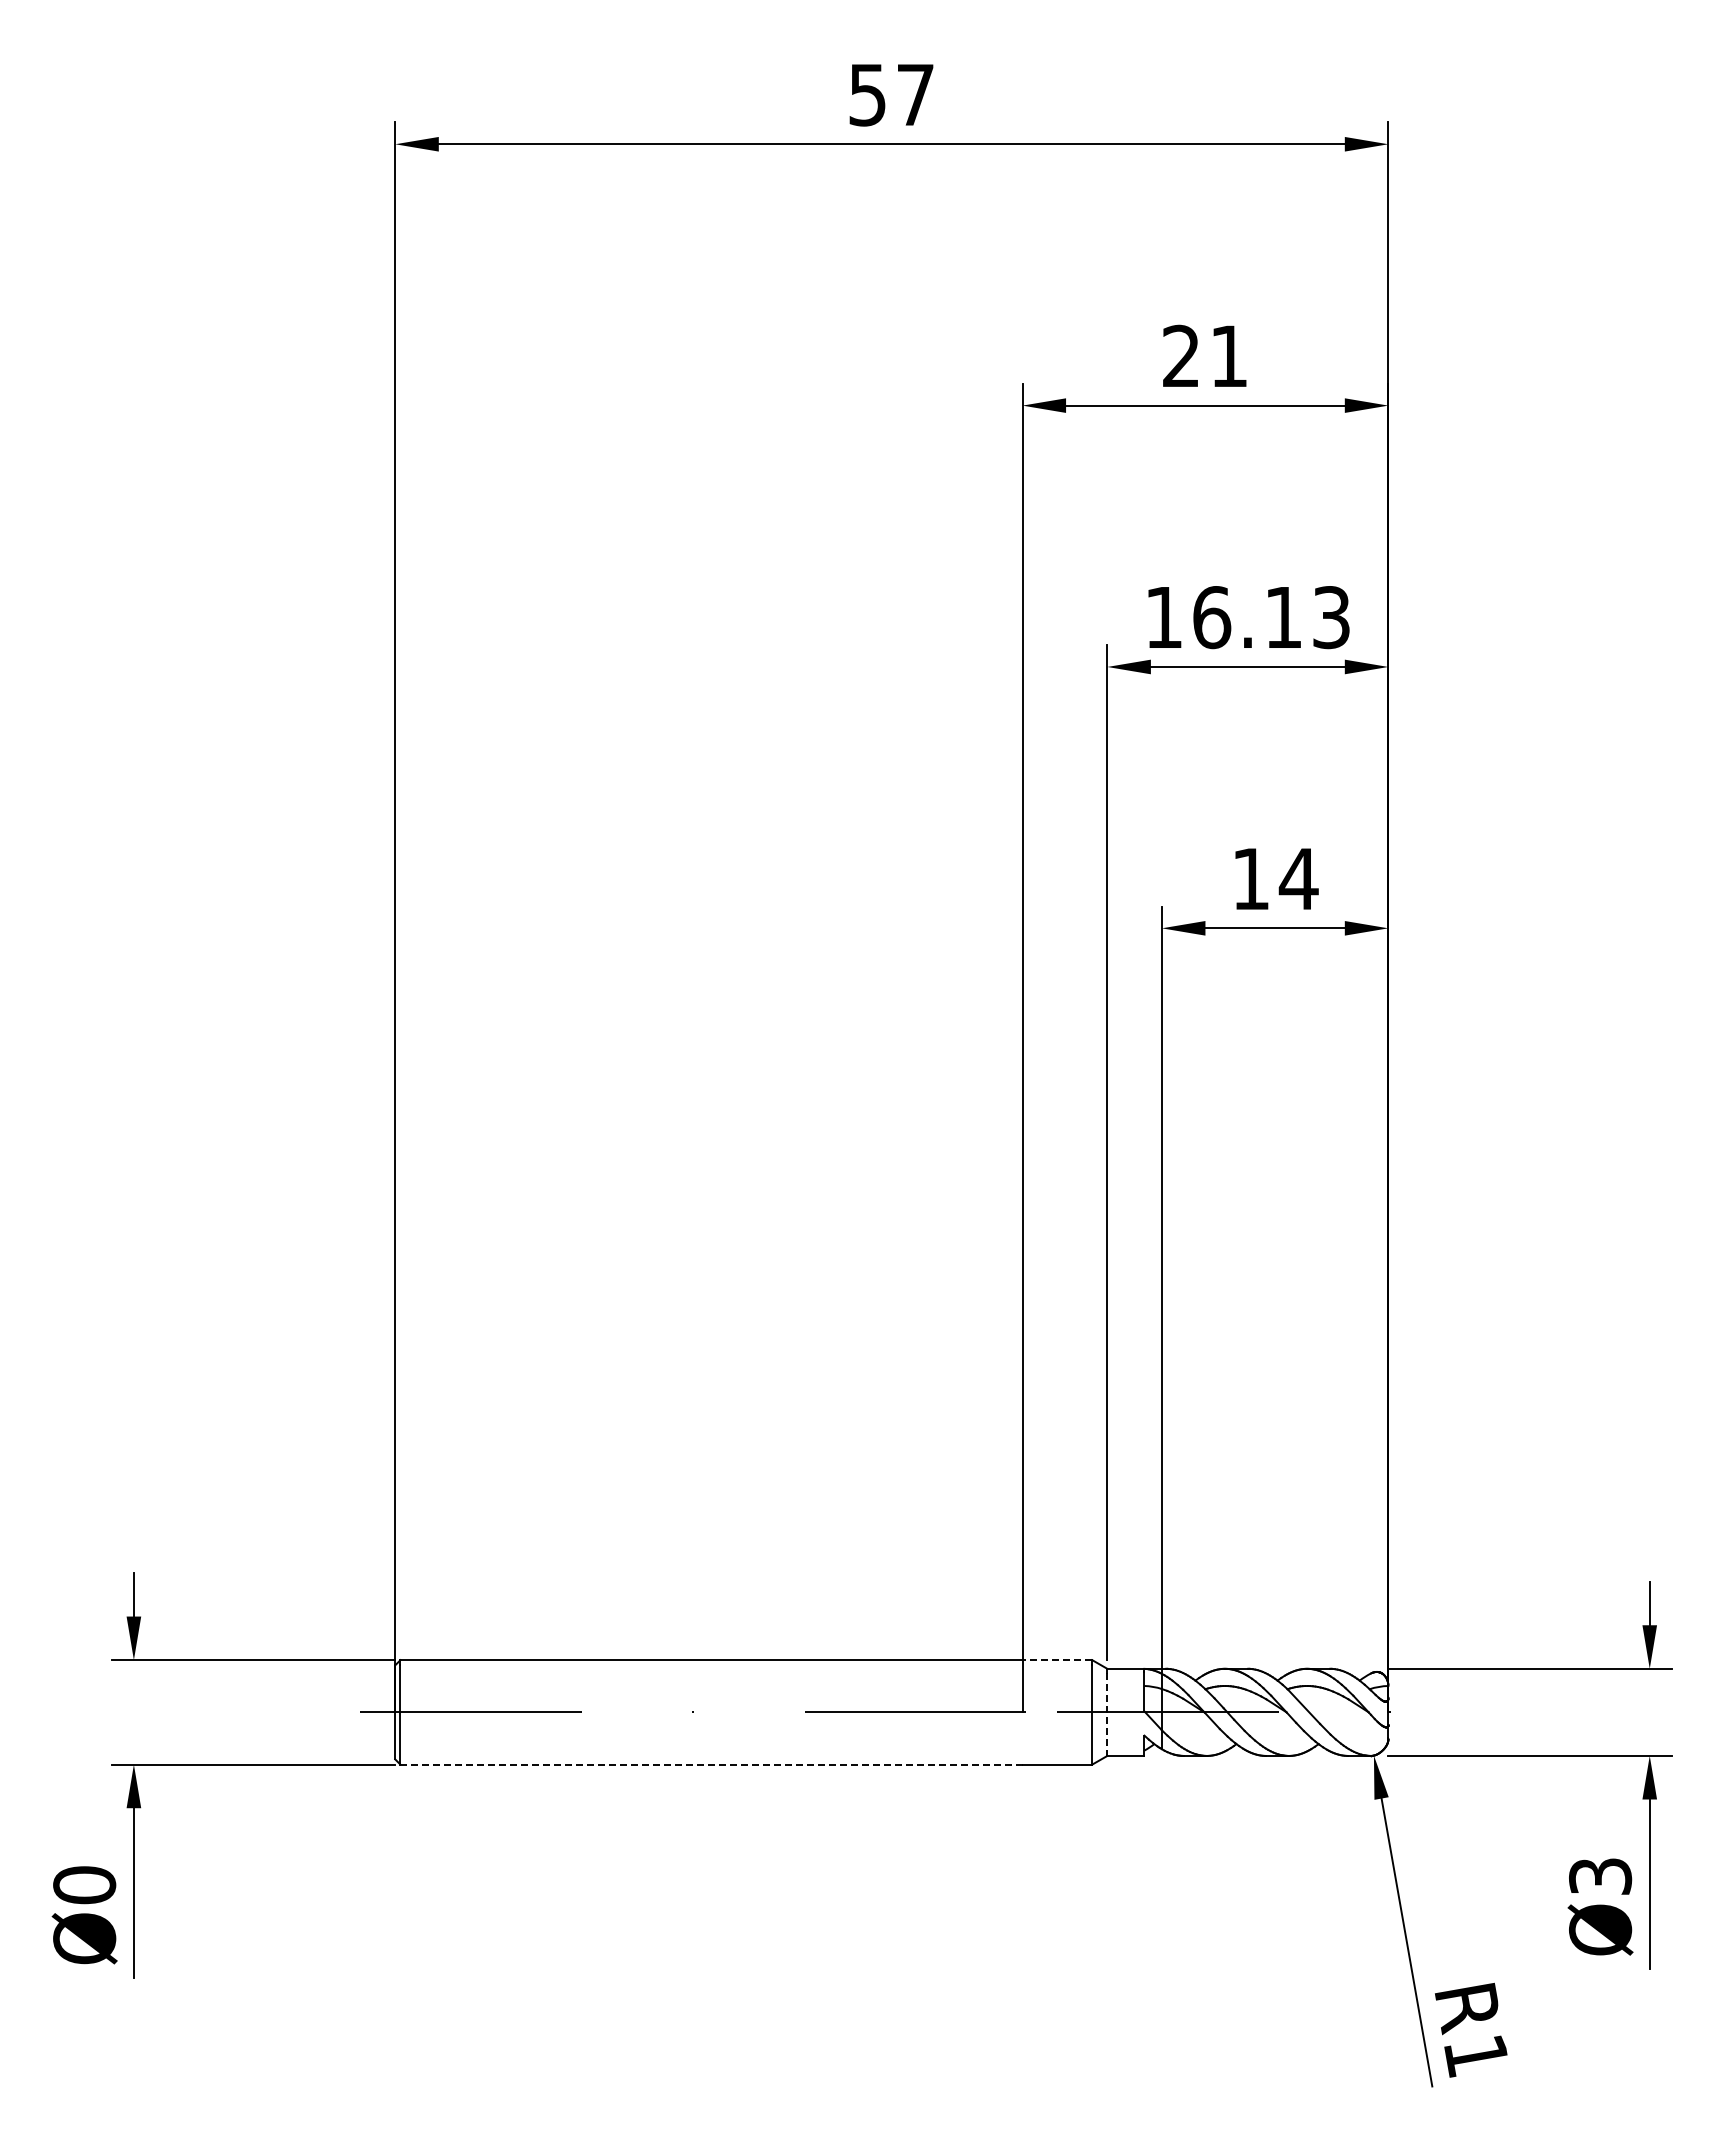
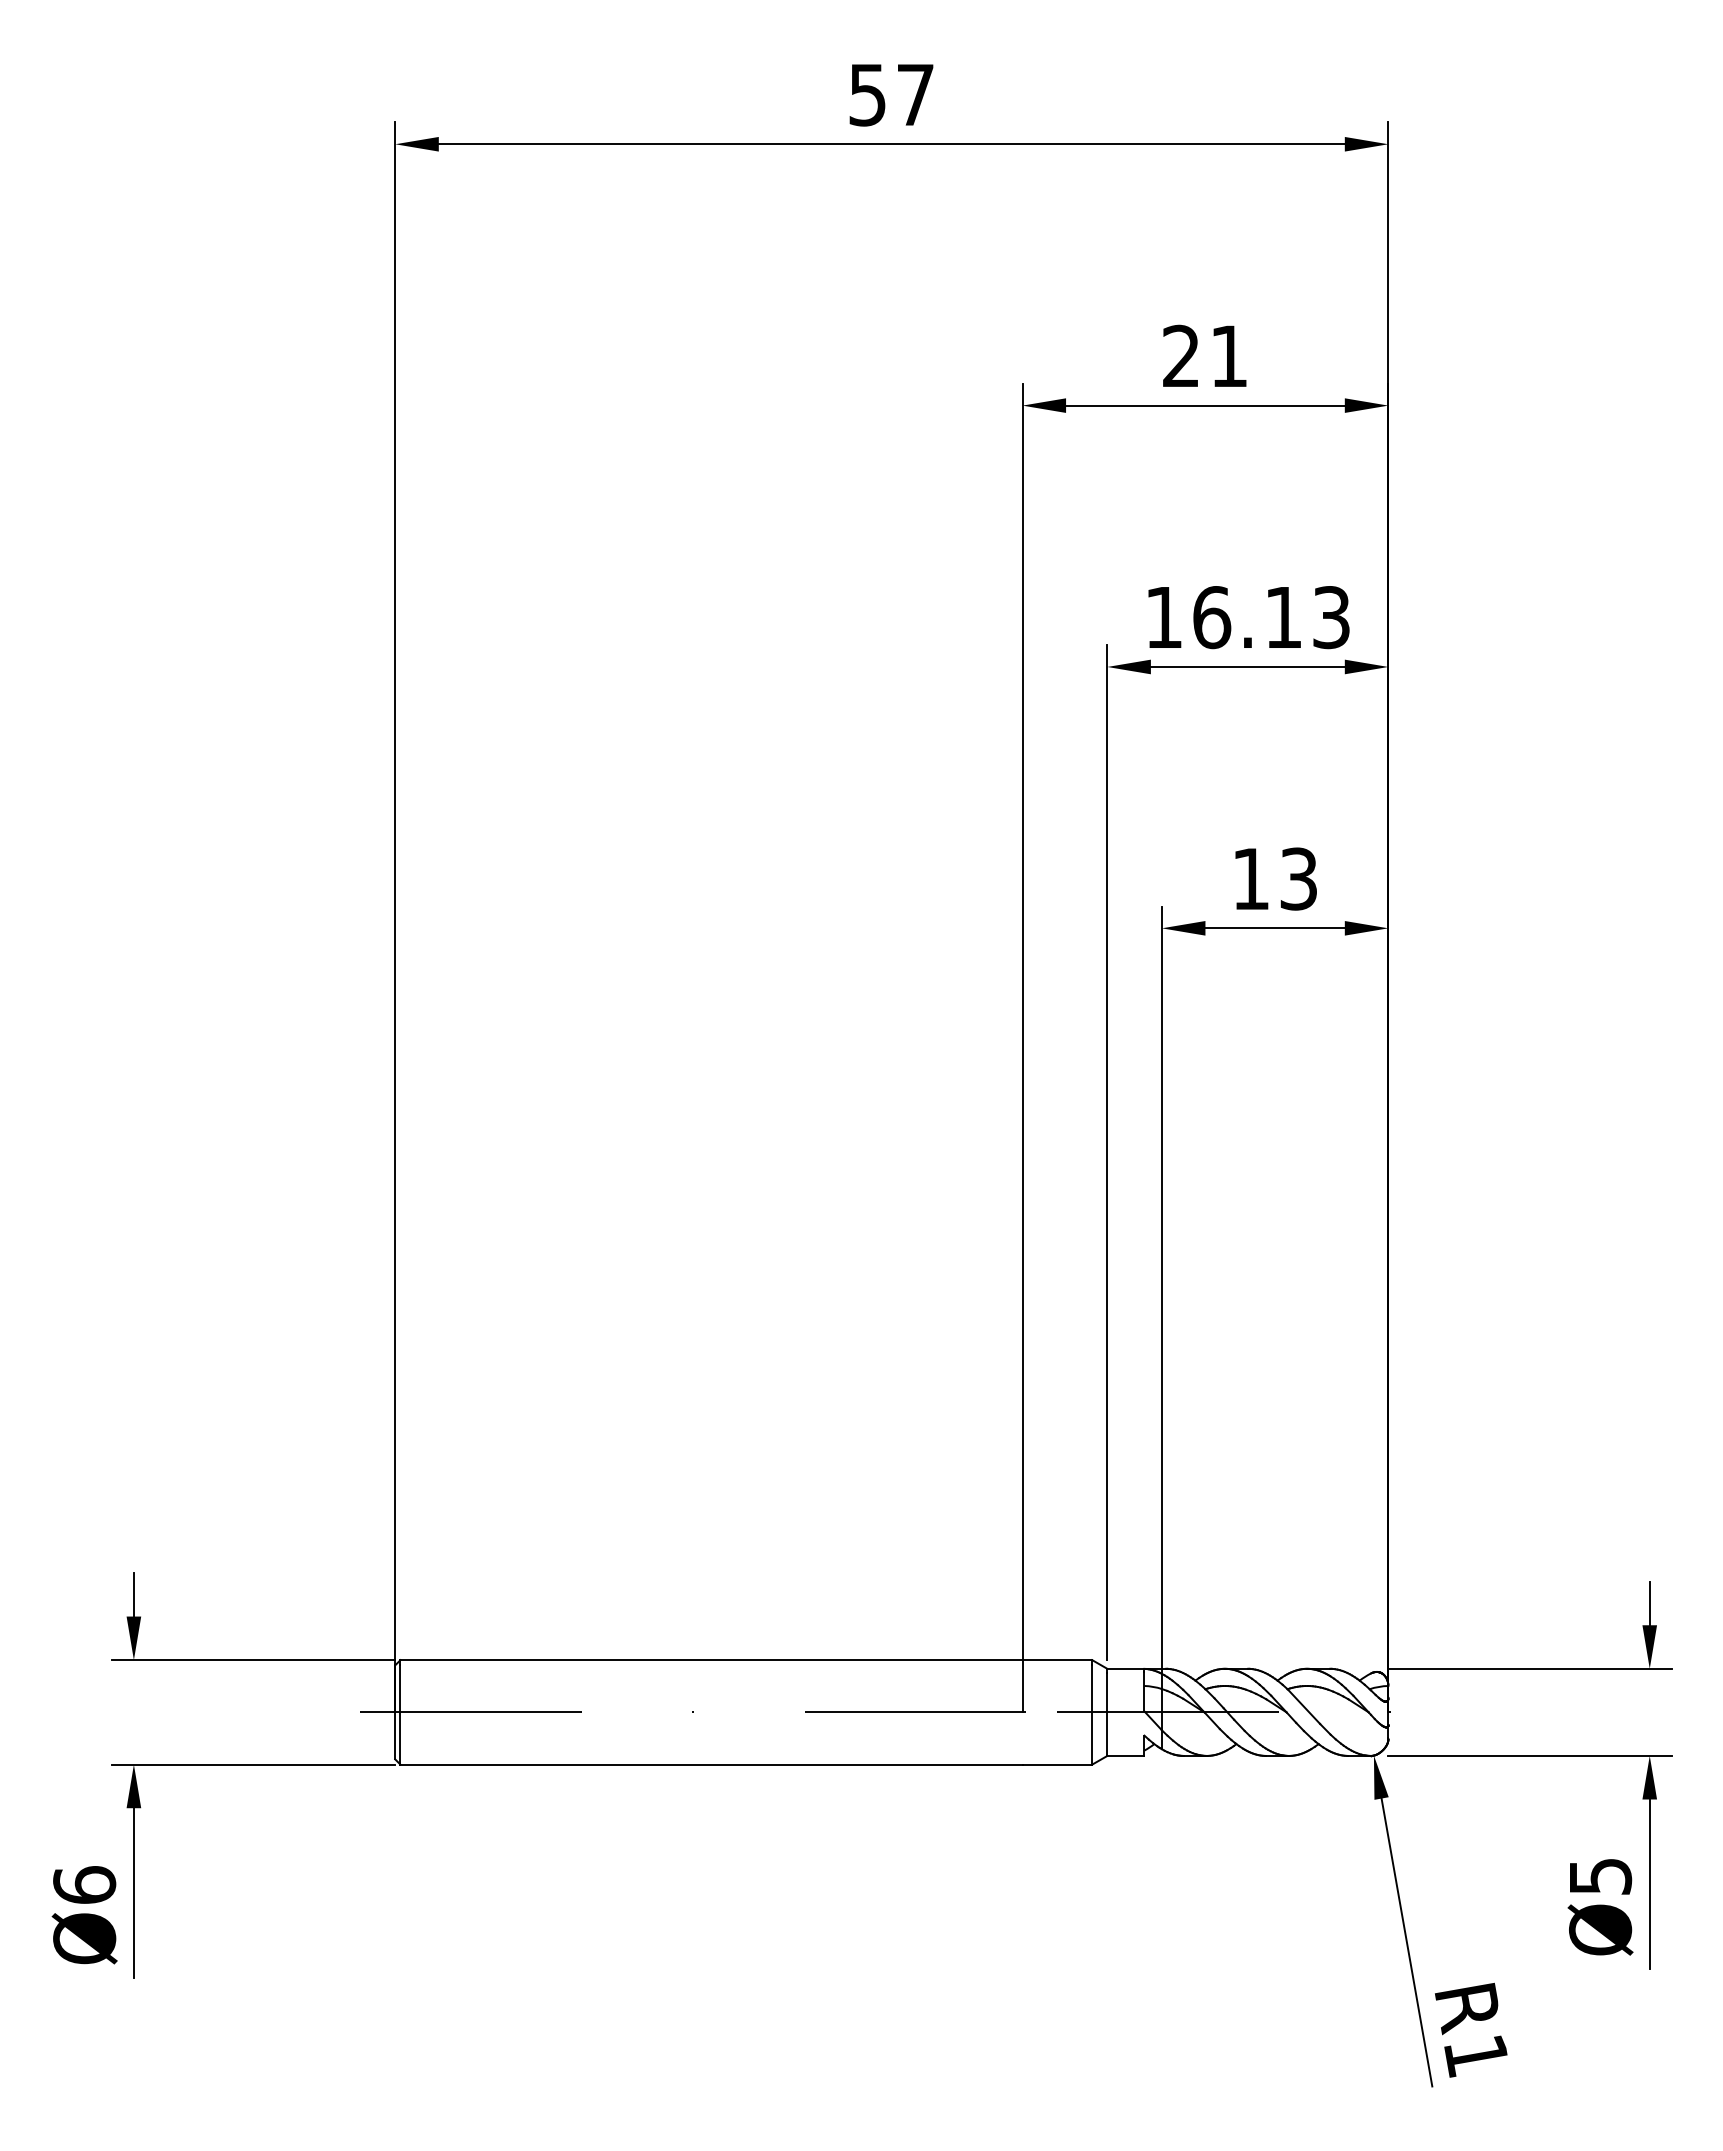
text: 14 -> 13 (1298, 878)
line: dashed -> solid (1057, 1660)
line: dashed -> solid (1107, 1714)
line: dashed -> solid (712, 1764)
text: Ø3 -> Ø5 (1600, 1876)
text: Ø0 -> Ø6 (84, 1885)
